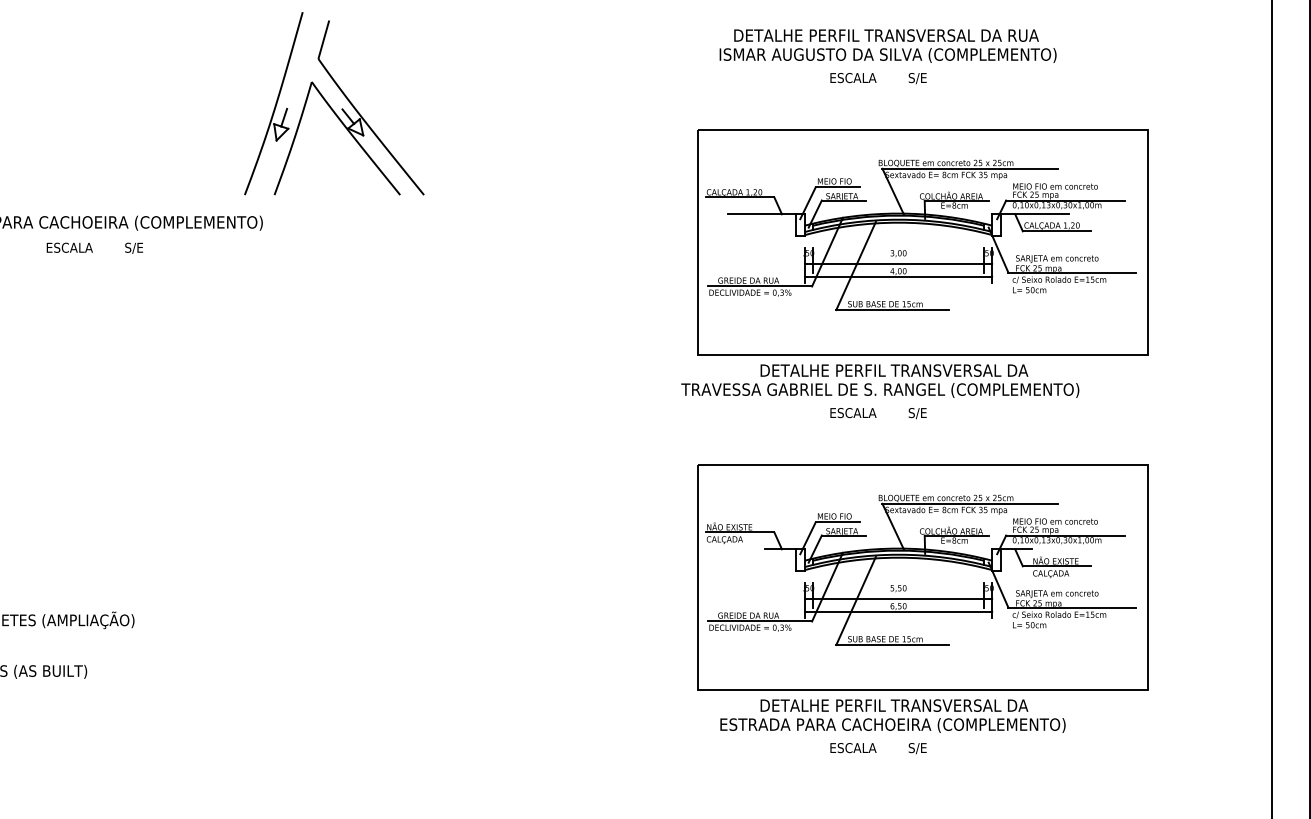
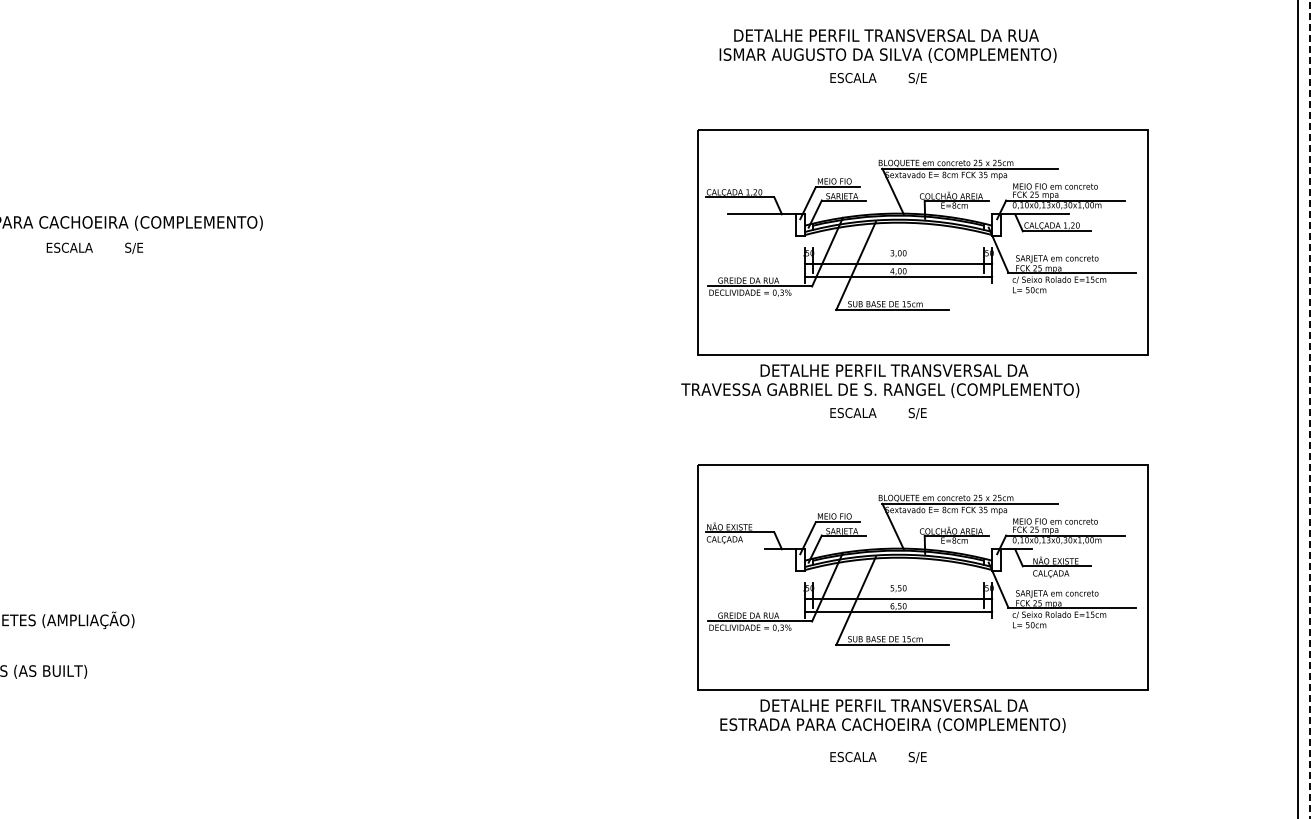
part: present -> none (334, 103)
line position: (1271, 408) -> (1297, 408) (1297, 408)
line: solid -> dashed (1310, 409)
text position: (878, 748) -> (878, 757) (878, 757)
